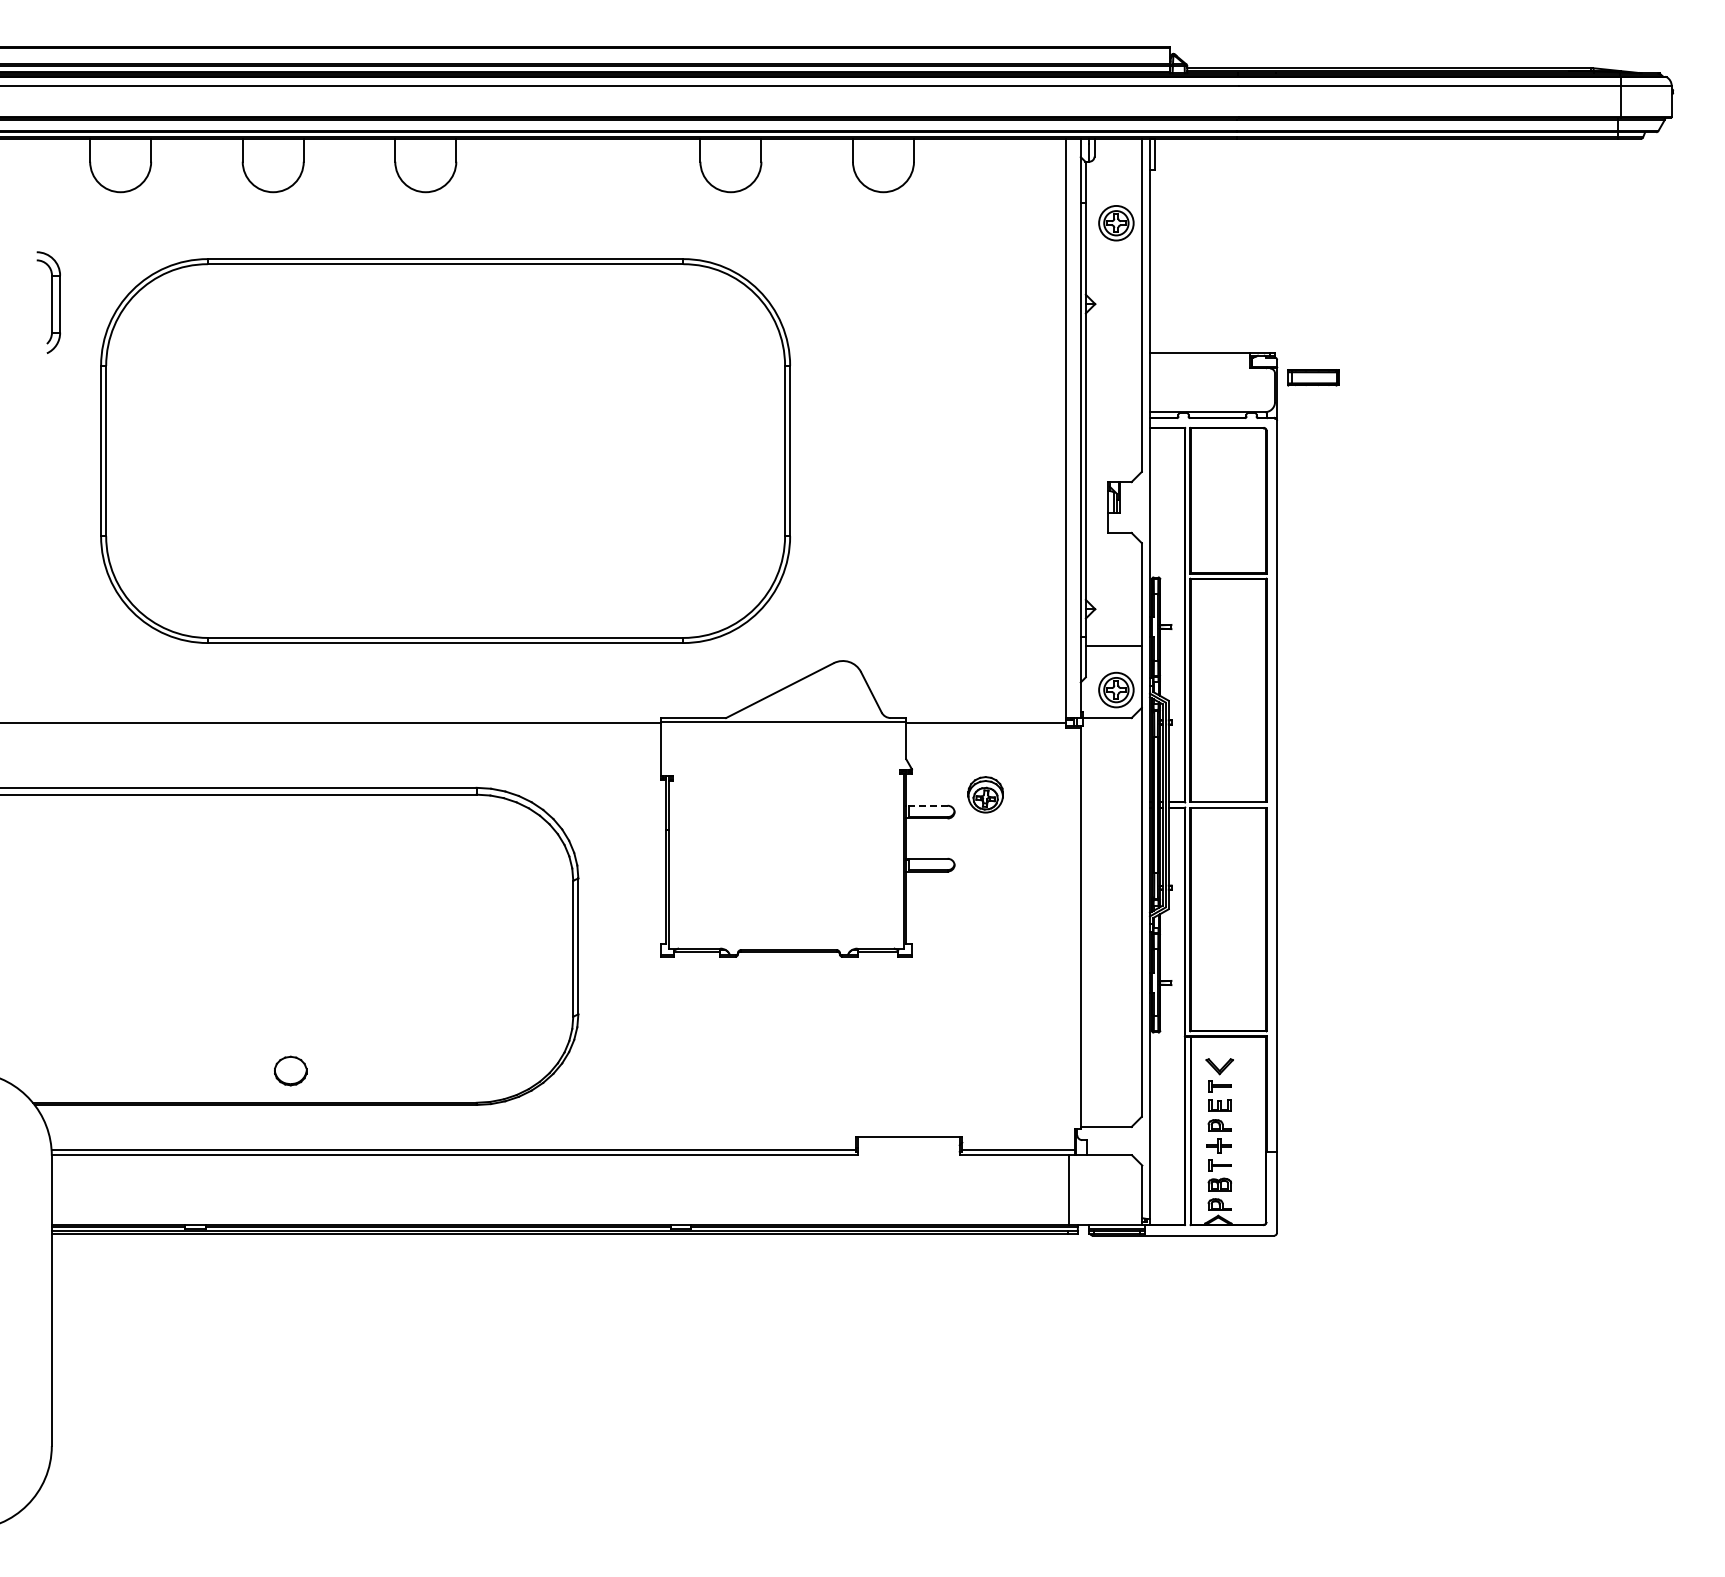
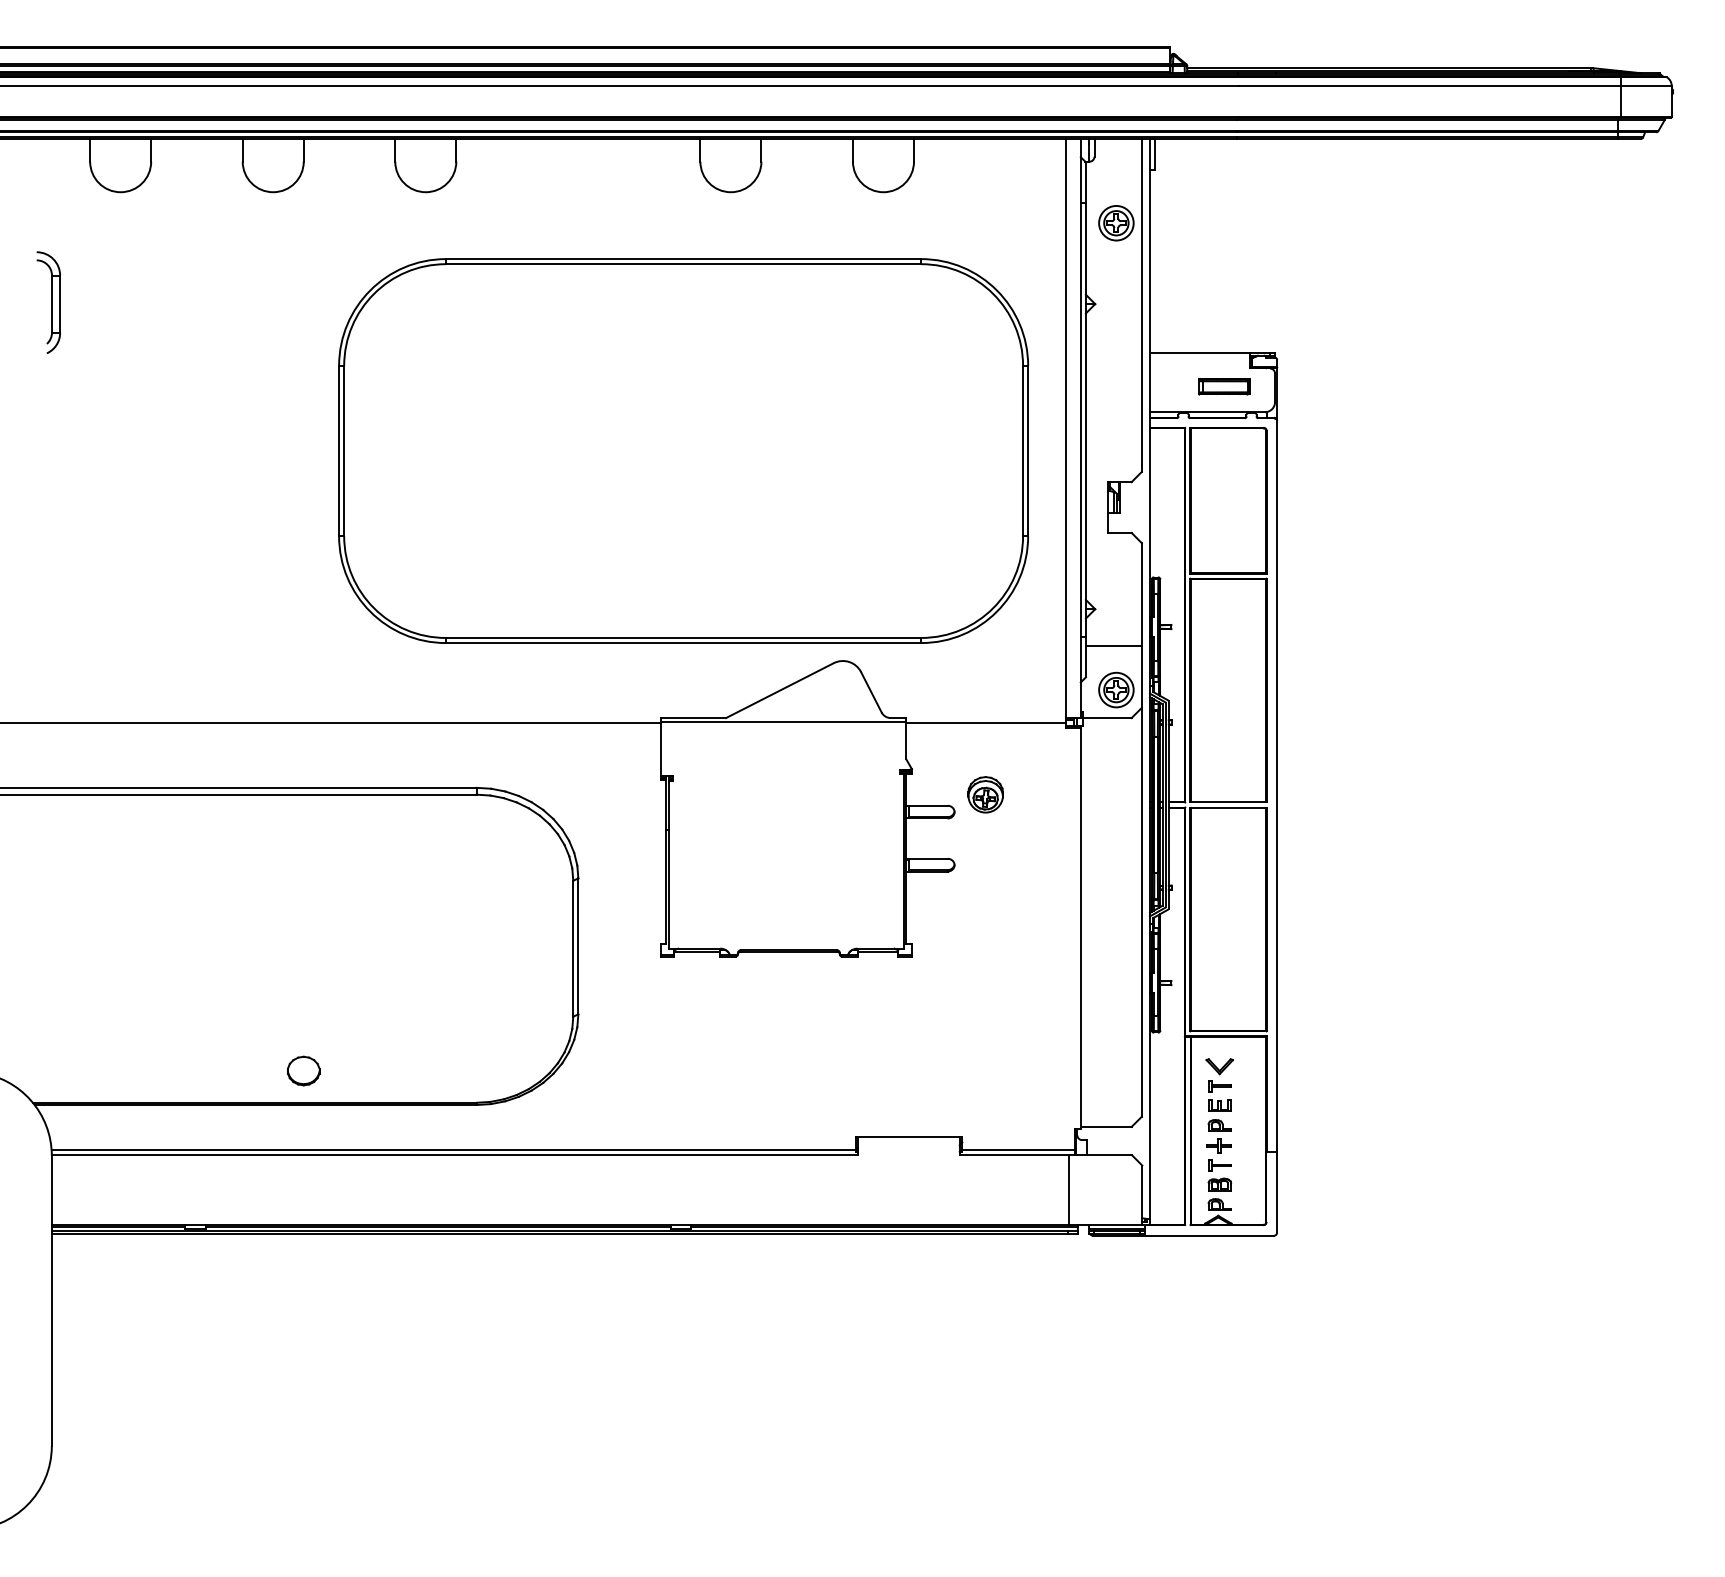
part position: (1313, 377) -> (1224, 386) (1224, 386)
part position: (445, 450) -> (683, 450) (683, 450)
line: dashed -> solid (926, 805)
part position: (290, 1070) -> (303, 1070) (303, 1070)
